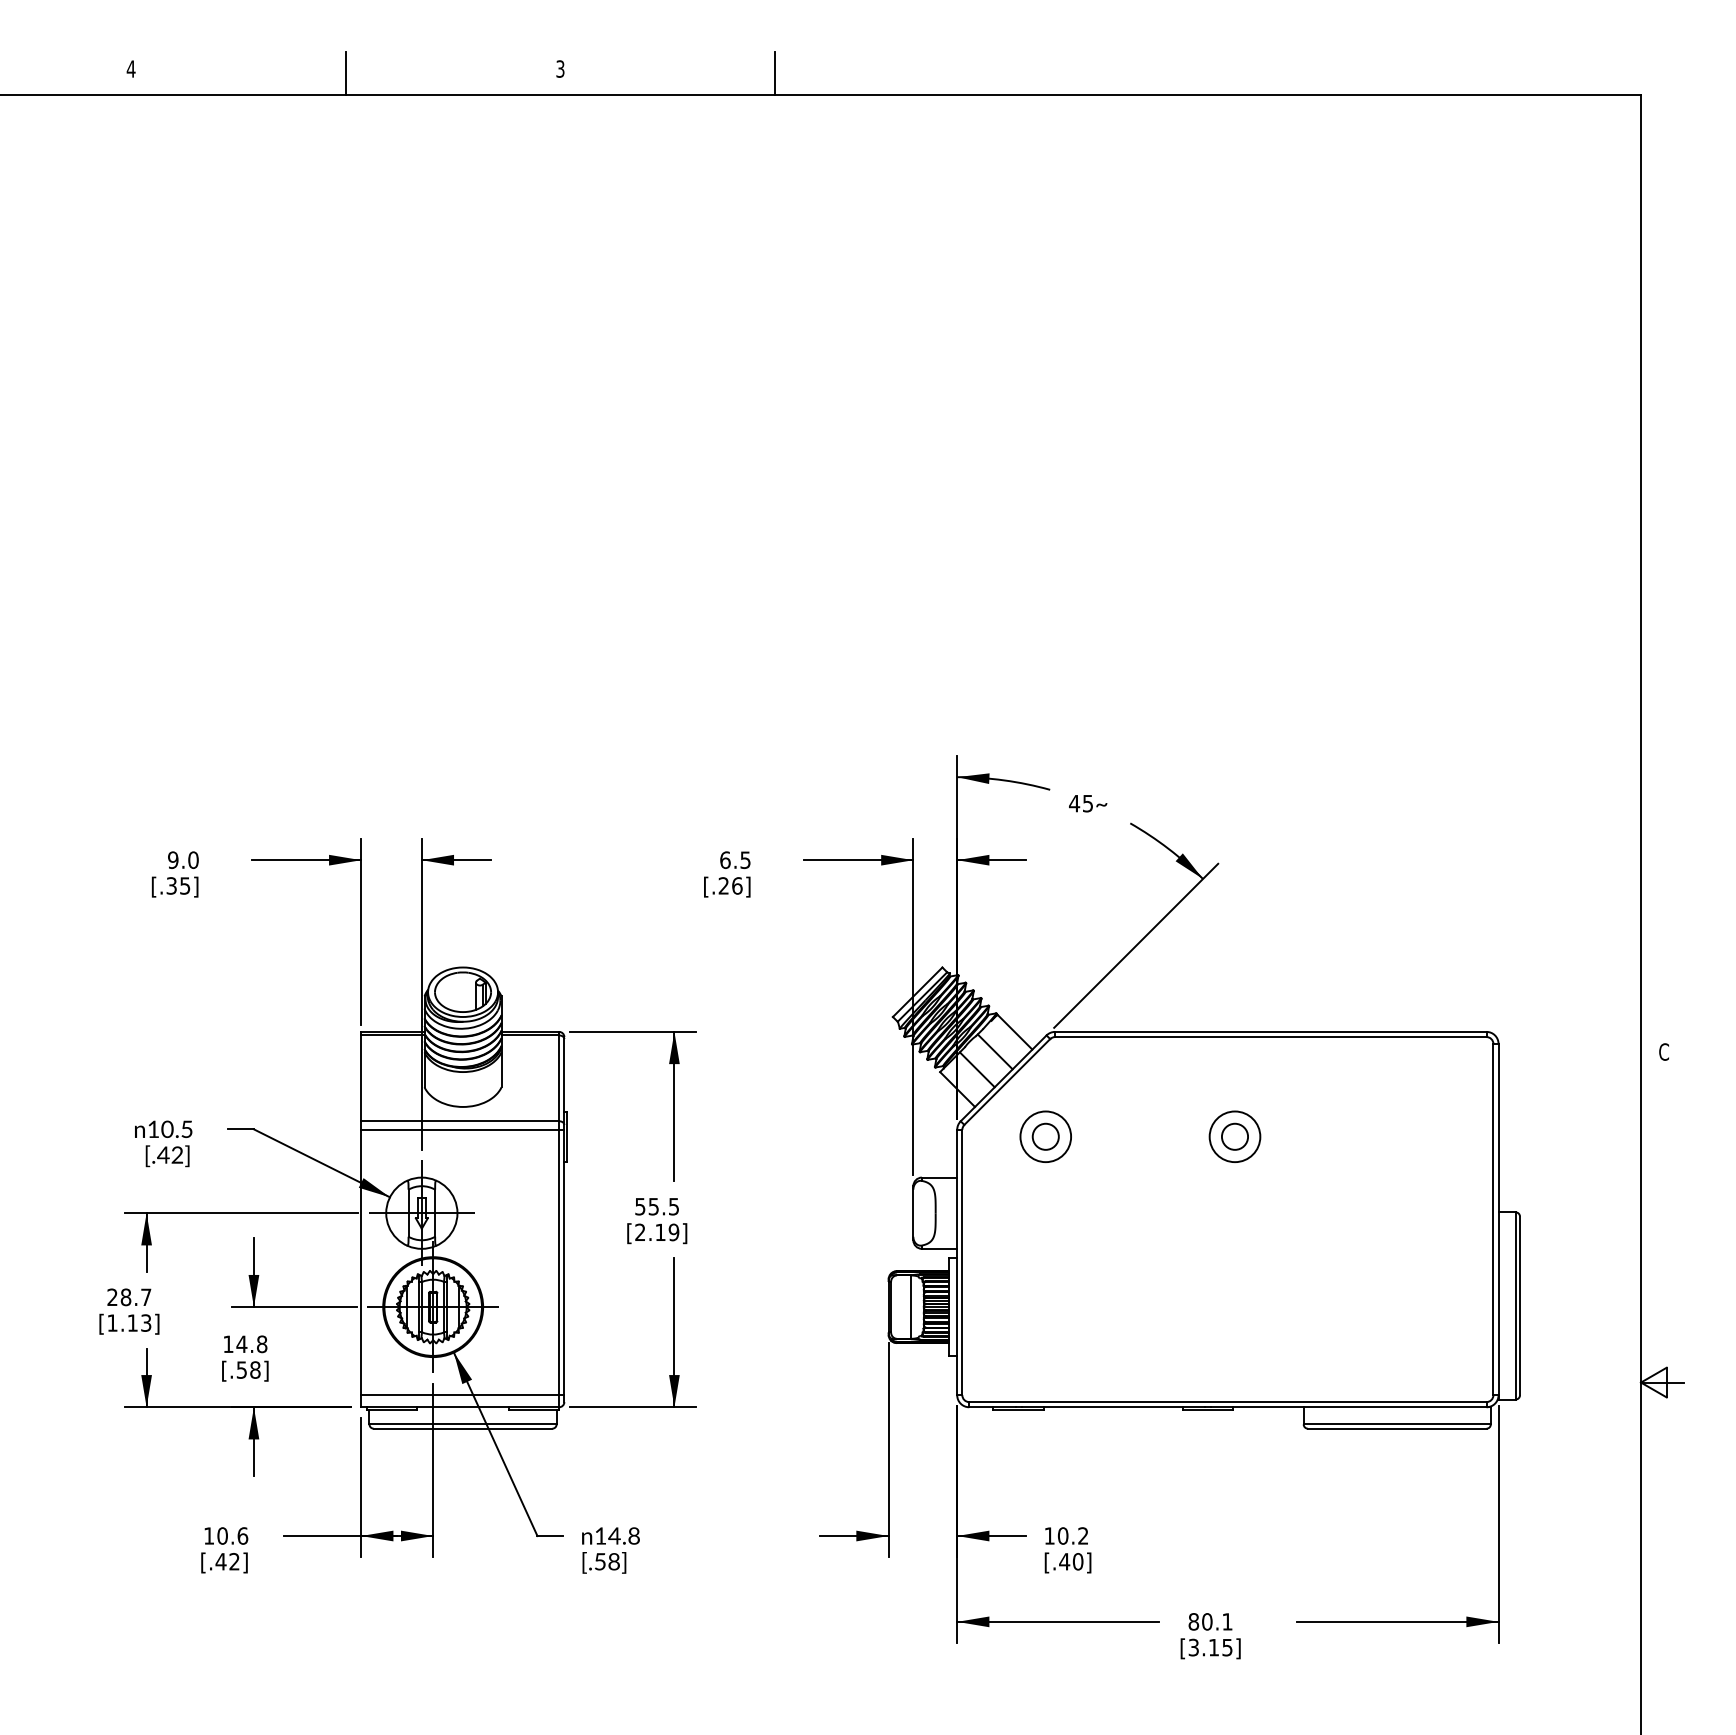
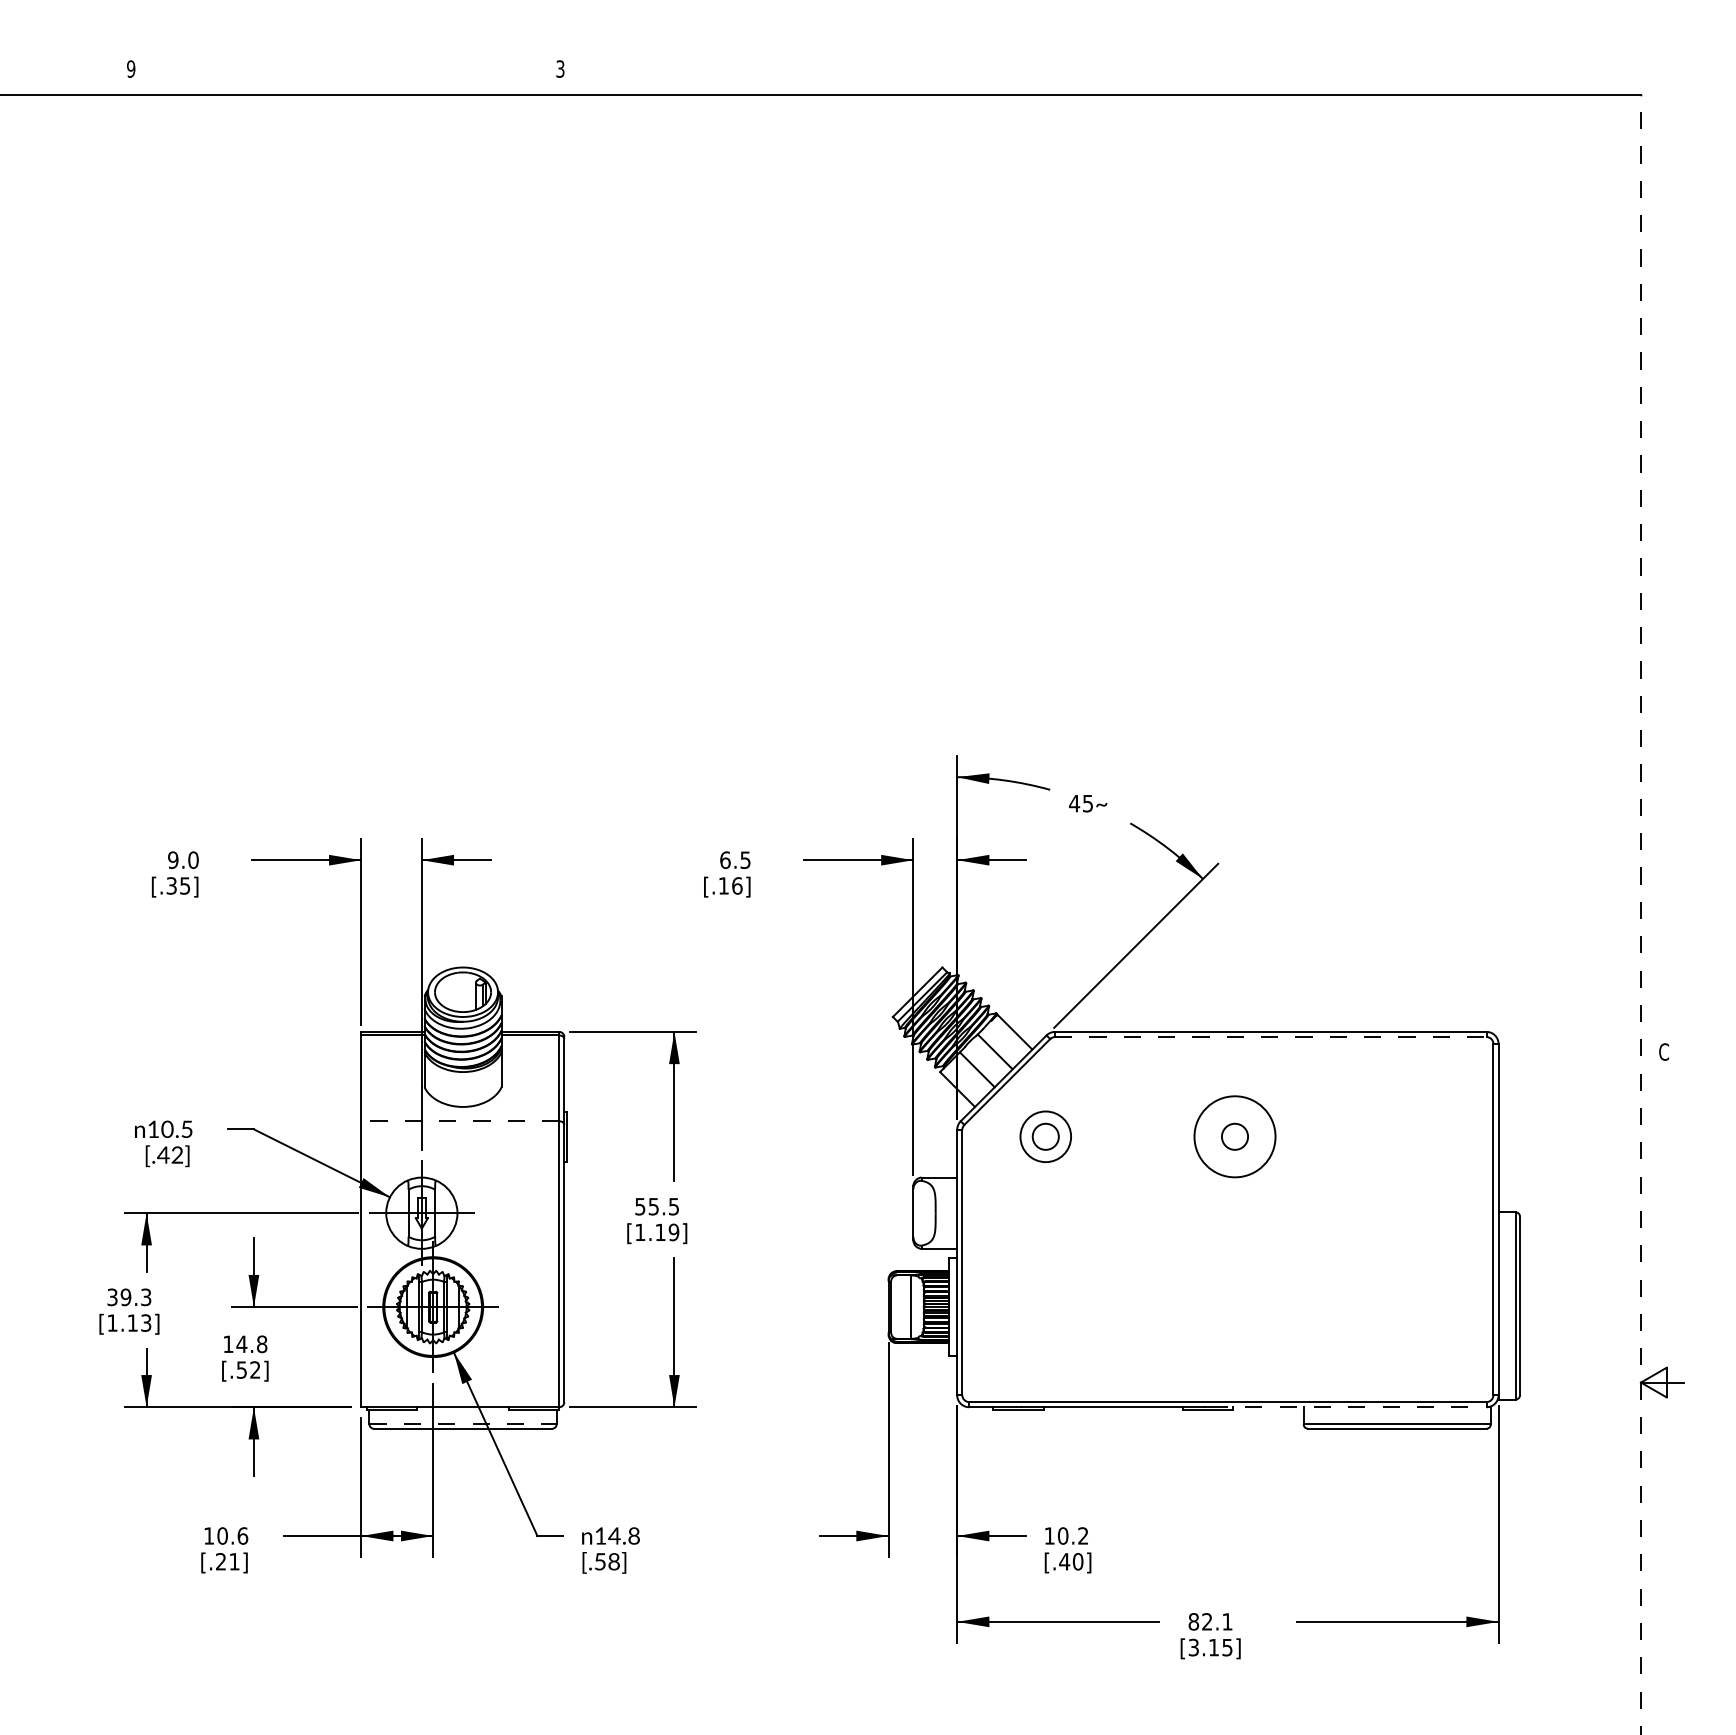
text: 4 -> 9 (130, 68)
line: present -> none (345, 72)
line: present -> none (775, 72)
text: [.26] -> [.16] (723, 885)
line: solid -> dashed (1640, 914)
line: solid -> dashed (1270, 1037)
line: solid -> dashed (460, 1121)
line: present -> none (462, 1129)
circle diameter: 51 px -> 81 px (1234, 1136)
text: [2.19] -> [1.19] (640, 1231)
text: 28.7 -> 39.3 (129, 1297)
text: [.58] -> [.52] (255, 1369)
line: present -> none (462, 1395)
line: solid -> dashed (1351, 1407)
line: solid -> dashed (463, 1424)
text: [.42] -> [.21] (227, 1561)
text: 80.1 -> 82.1 (1207, 1621)
